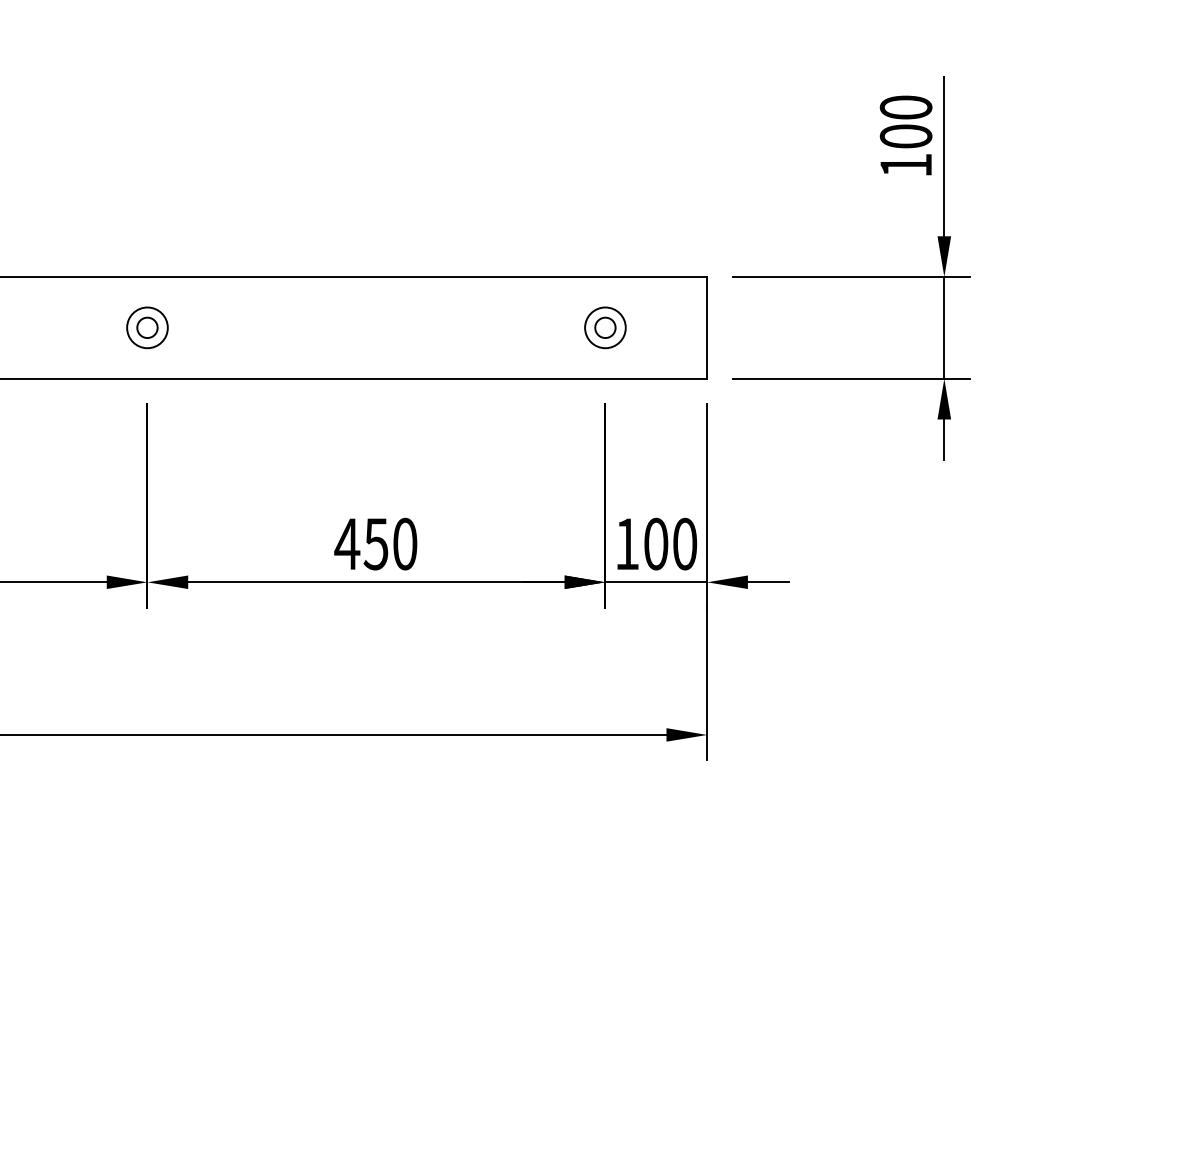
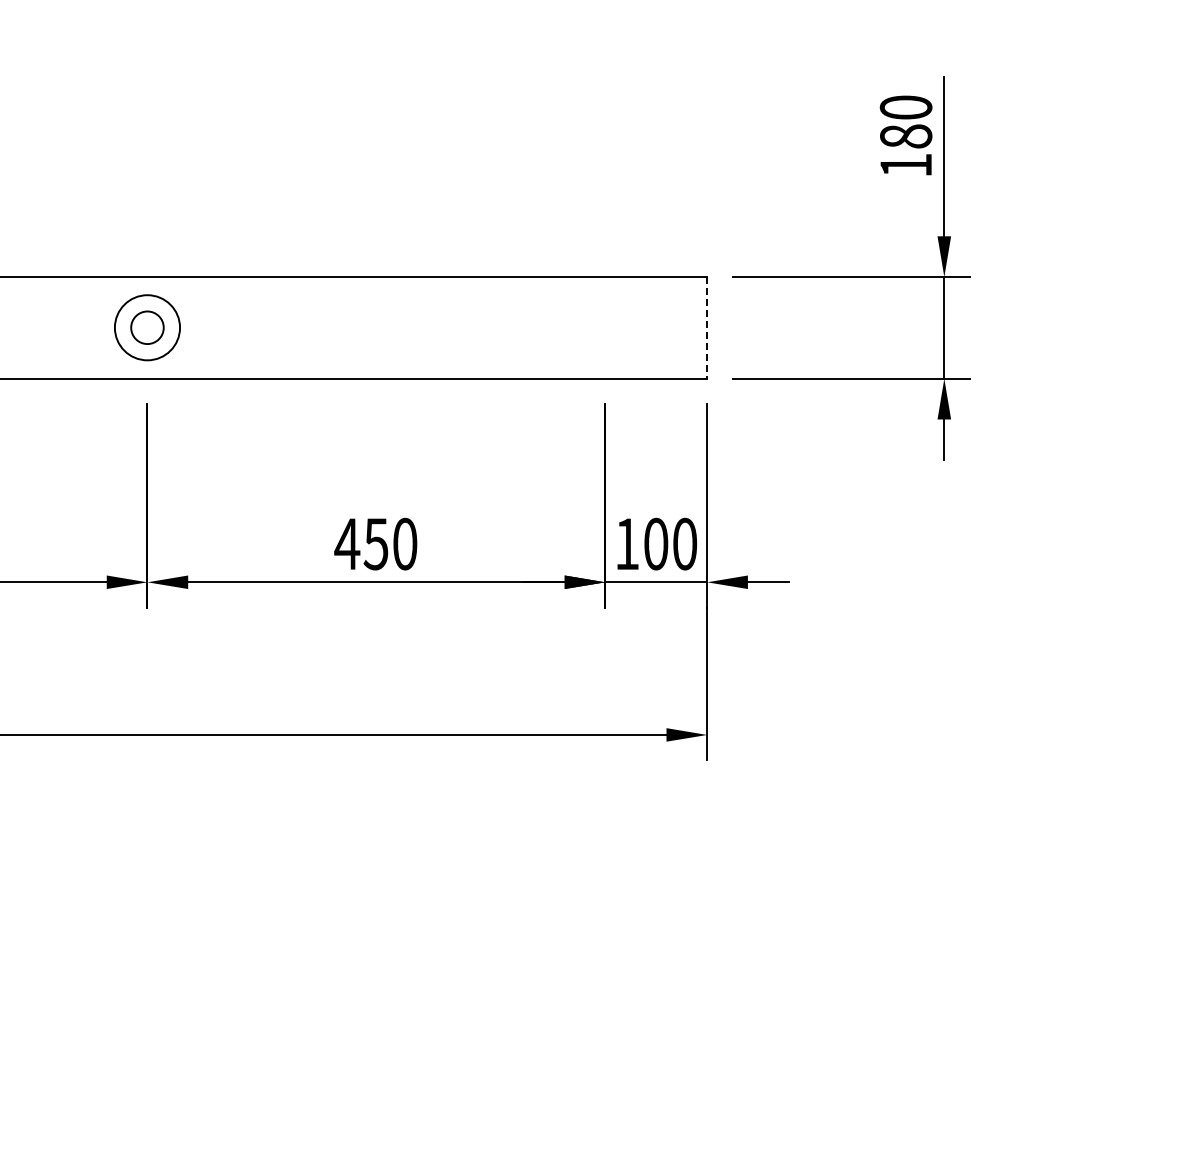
text: 100 -> 180 (905, 136)
part size: 43x44 px -> 67x68 px (147, 327)
part: present -> none (605, 327)
line: solid -> dashed (707, 327)
